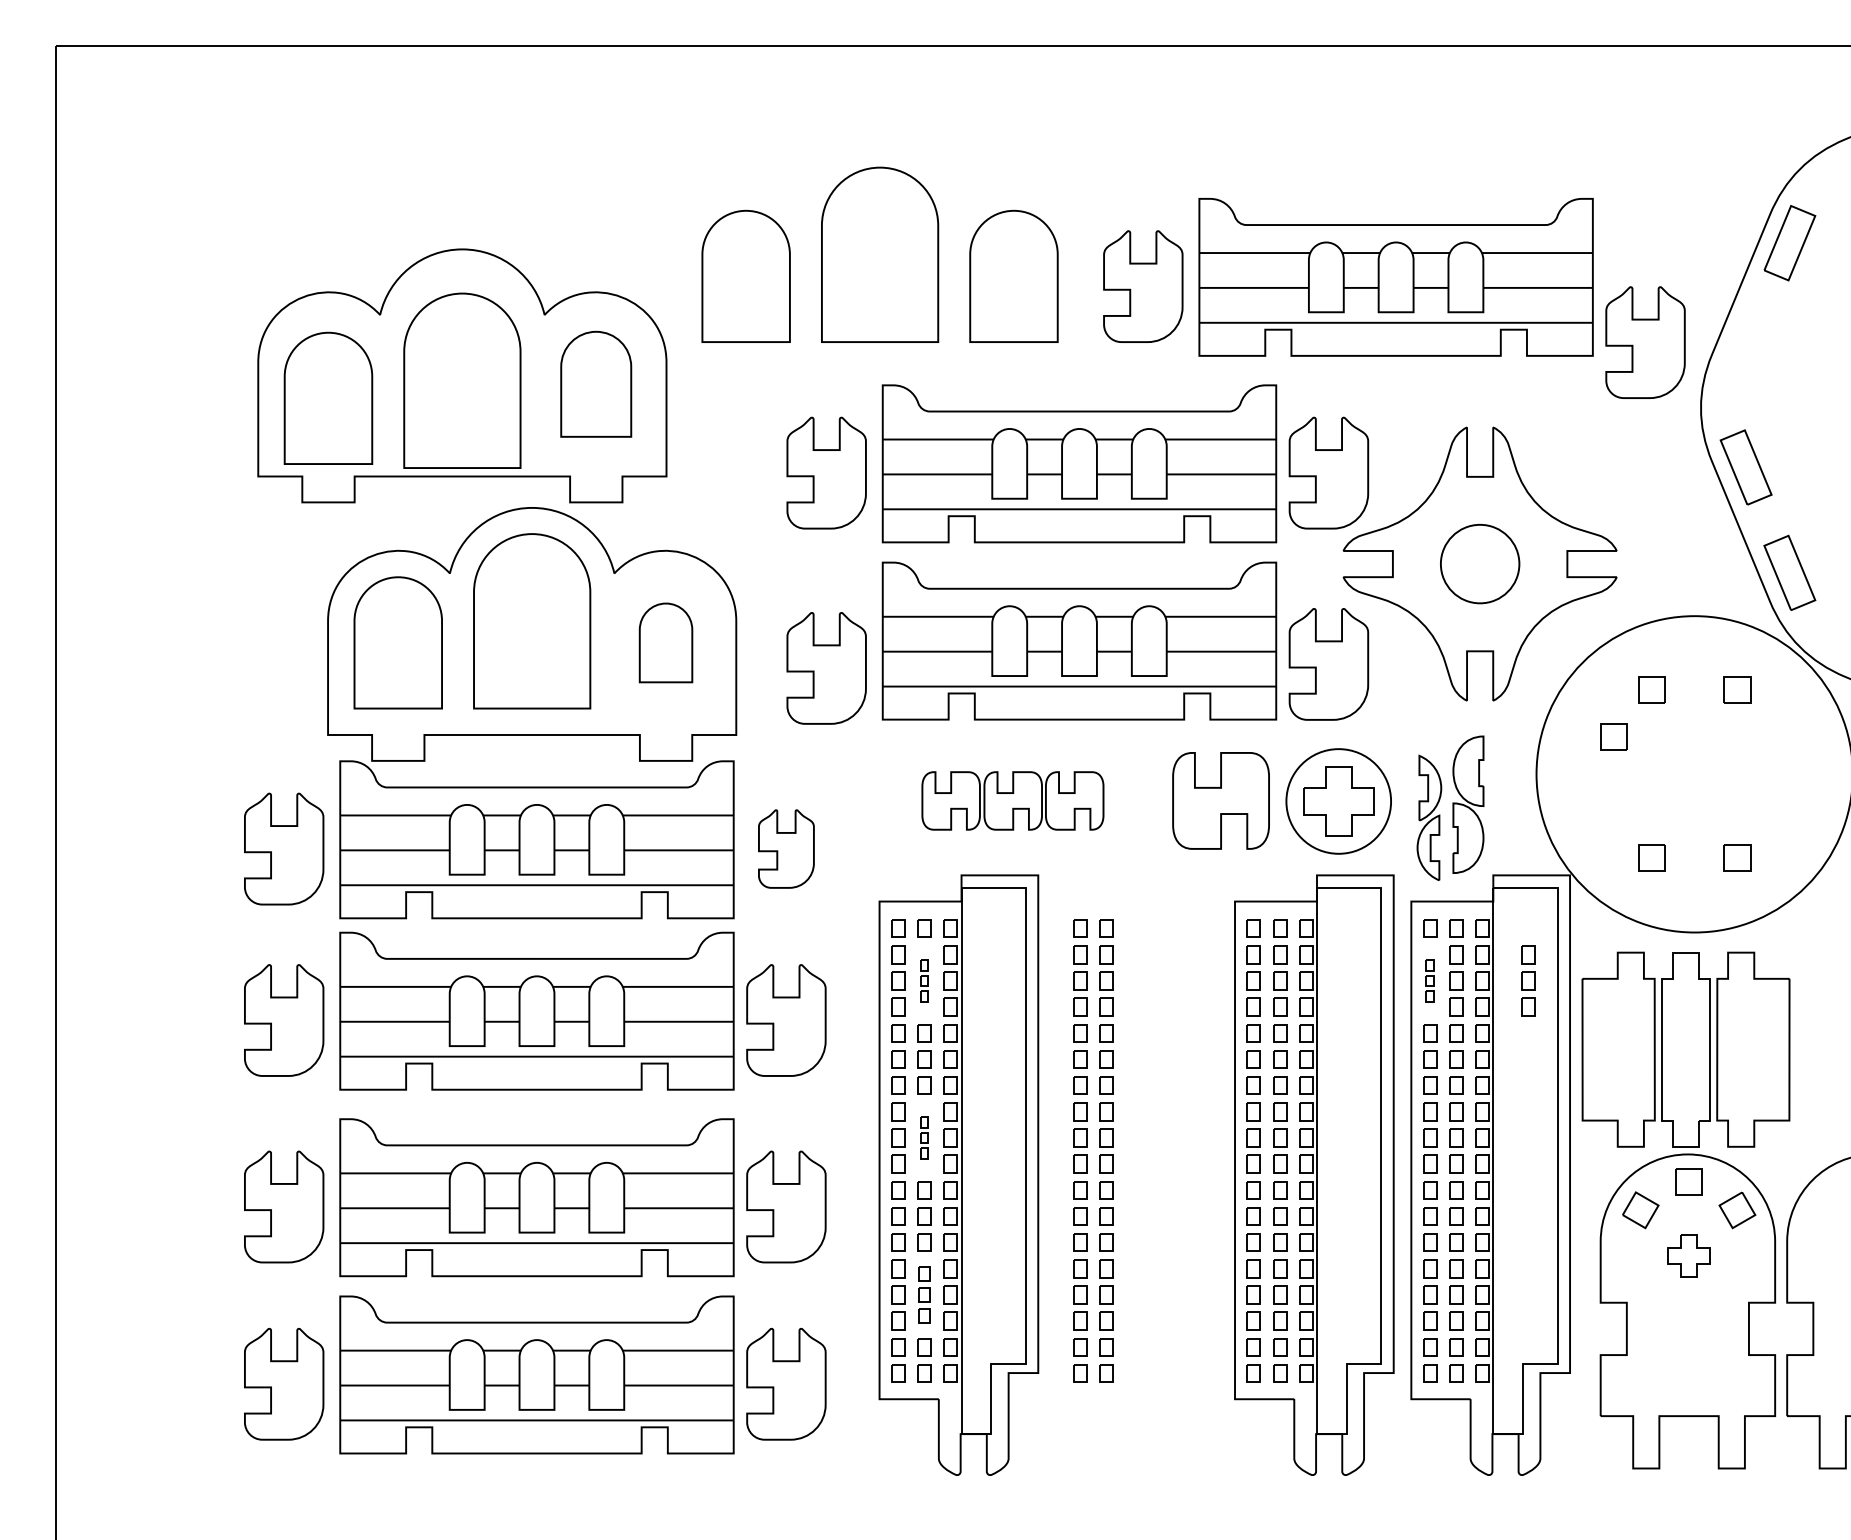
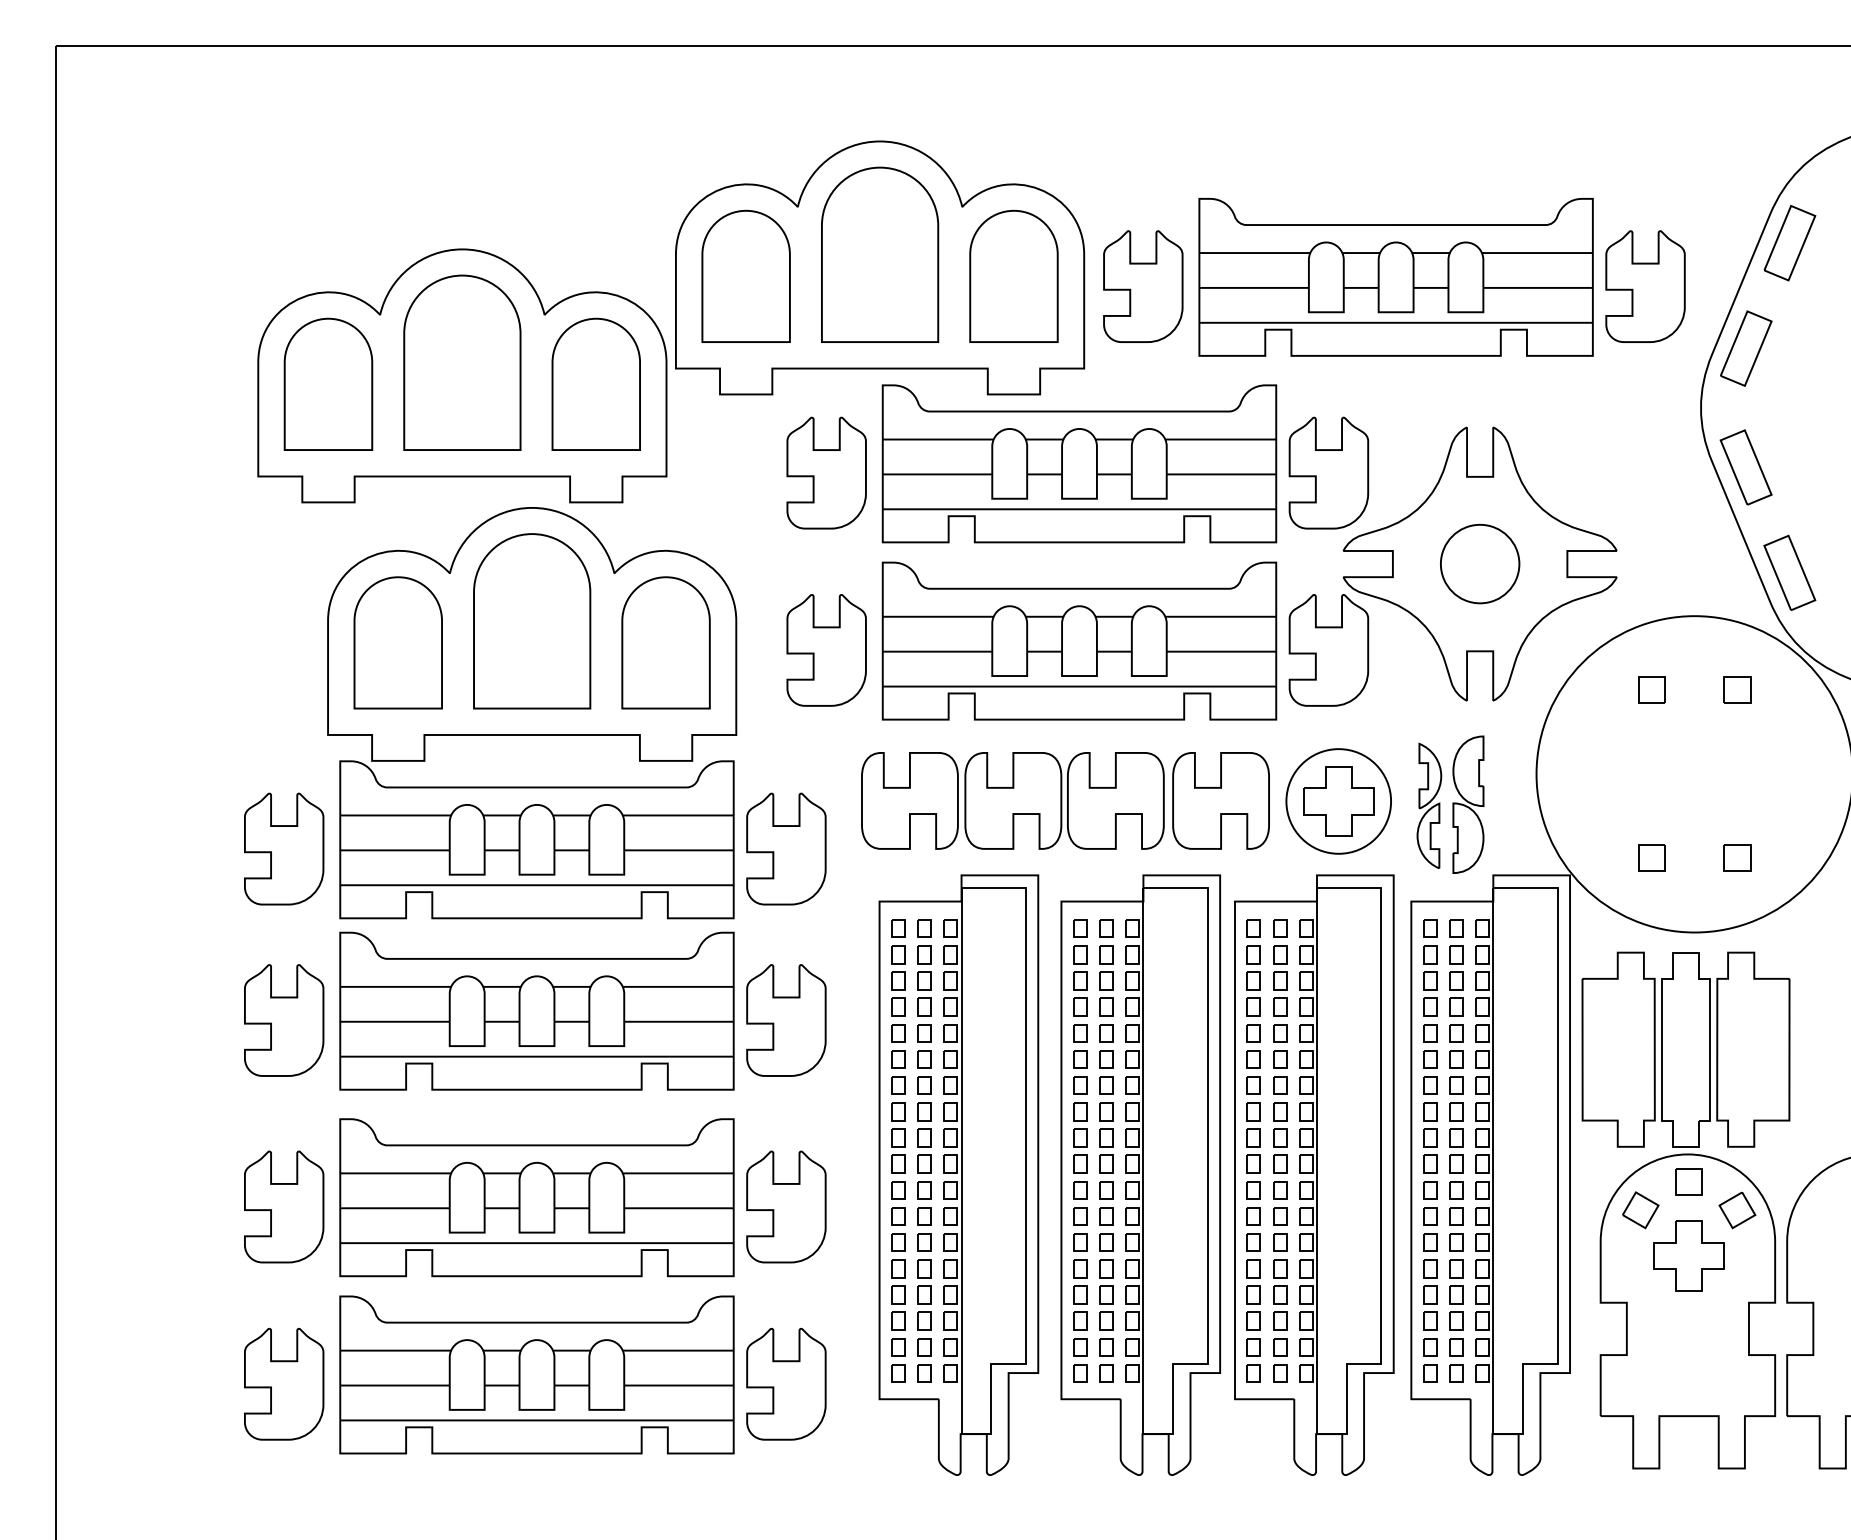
part: none -> present (880, 267)
part position: (1645, 342) -> (1645, 286) (1645, 286)
part: none -> present (1746, 348)
part position: (462, 380) -> (462, 362) (462, 362)
part size: 73x108 px -> 90x134 px (595, 383)
part position: (328, 397) -> (328, 383) (328, 383)
part size: 56x82 px -> 90x134 px (665, 642)
part position: (1328, 664) -> (1328, 650) (1328, 650)
part position: (826, 668) -> (826, 650) (826, 650)
part: present -> none (1613, 736)
part size: 184x60 px -> 304x98 px (1012, 800)
part position: (1429, 817) -> (1429, 805) (1429, 805)
part size: 57x80 px -> 81x114 px (786, 848)
part size: 9x44 px -> 15x72 px (924, 980)
part size: 10x44 px -> 15x72 px (1430, 980)
part: present -> none (1528, 980)
part size: 9x44 px -> 15x72 px (924, 1137)
part: none -> present (1140, 1174)
part size: 44x44 px -> 72x72 px (1688, 1255)
part size: 13x58 px -> 15x72 px (924, 1294)
